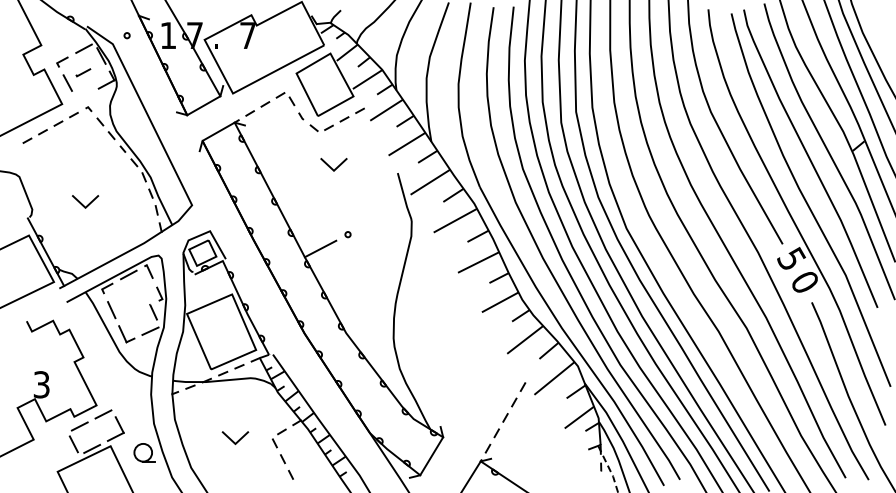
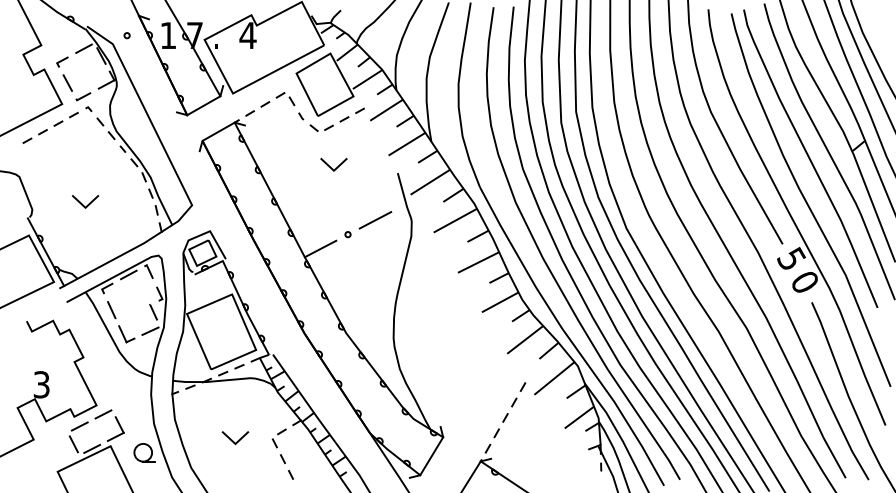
text: 7 -> 4 (247, 35)
line position: (83, 72) -> (83, 96) (83, 96)
line: none -> present (375, 220)
line: dashed -> solid (609, 469)
